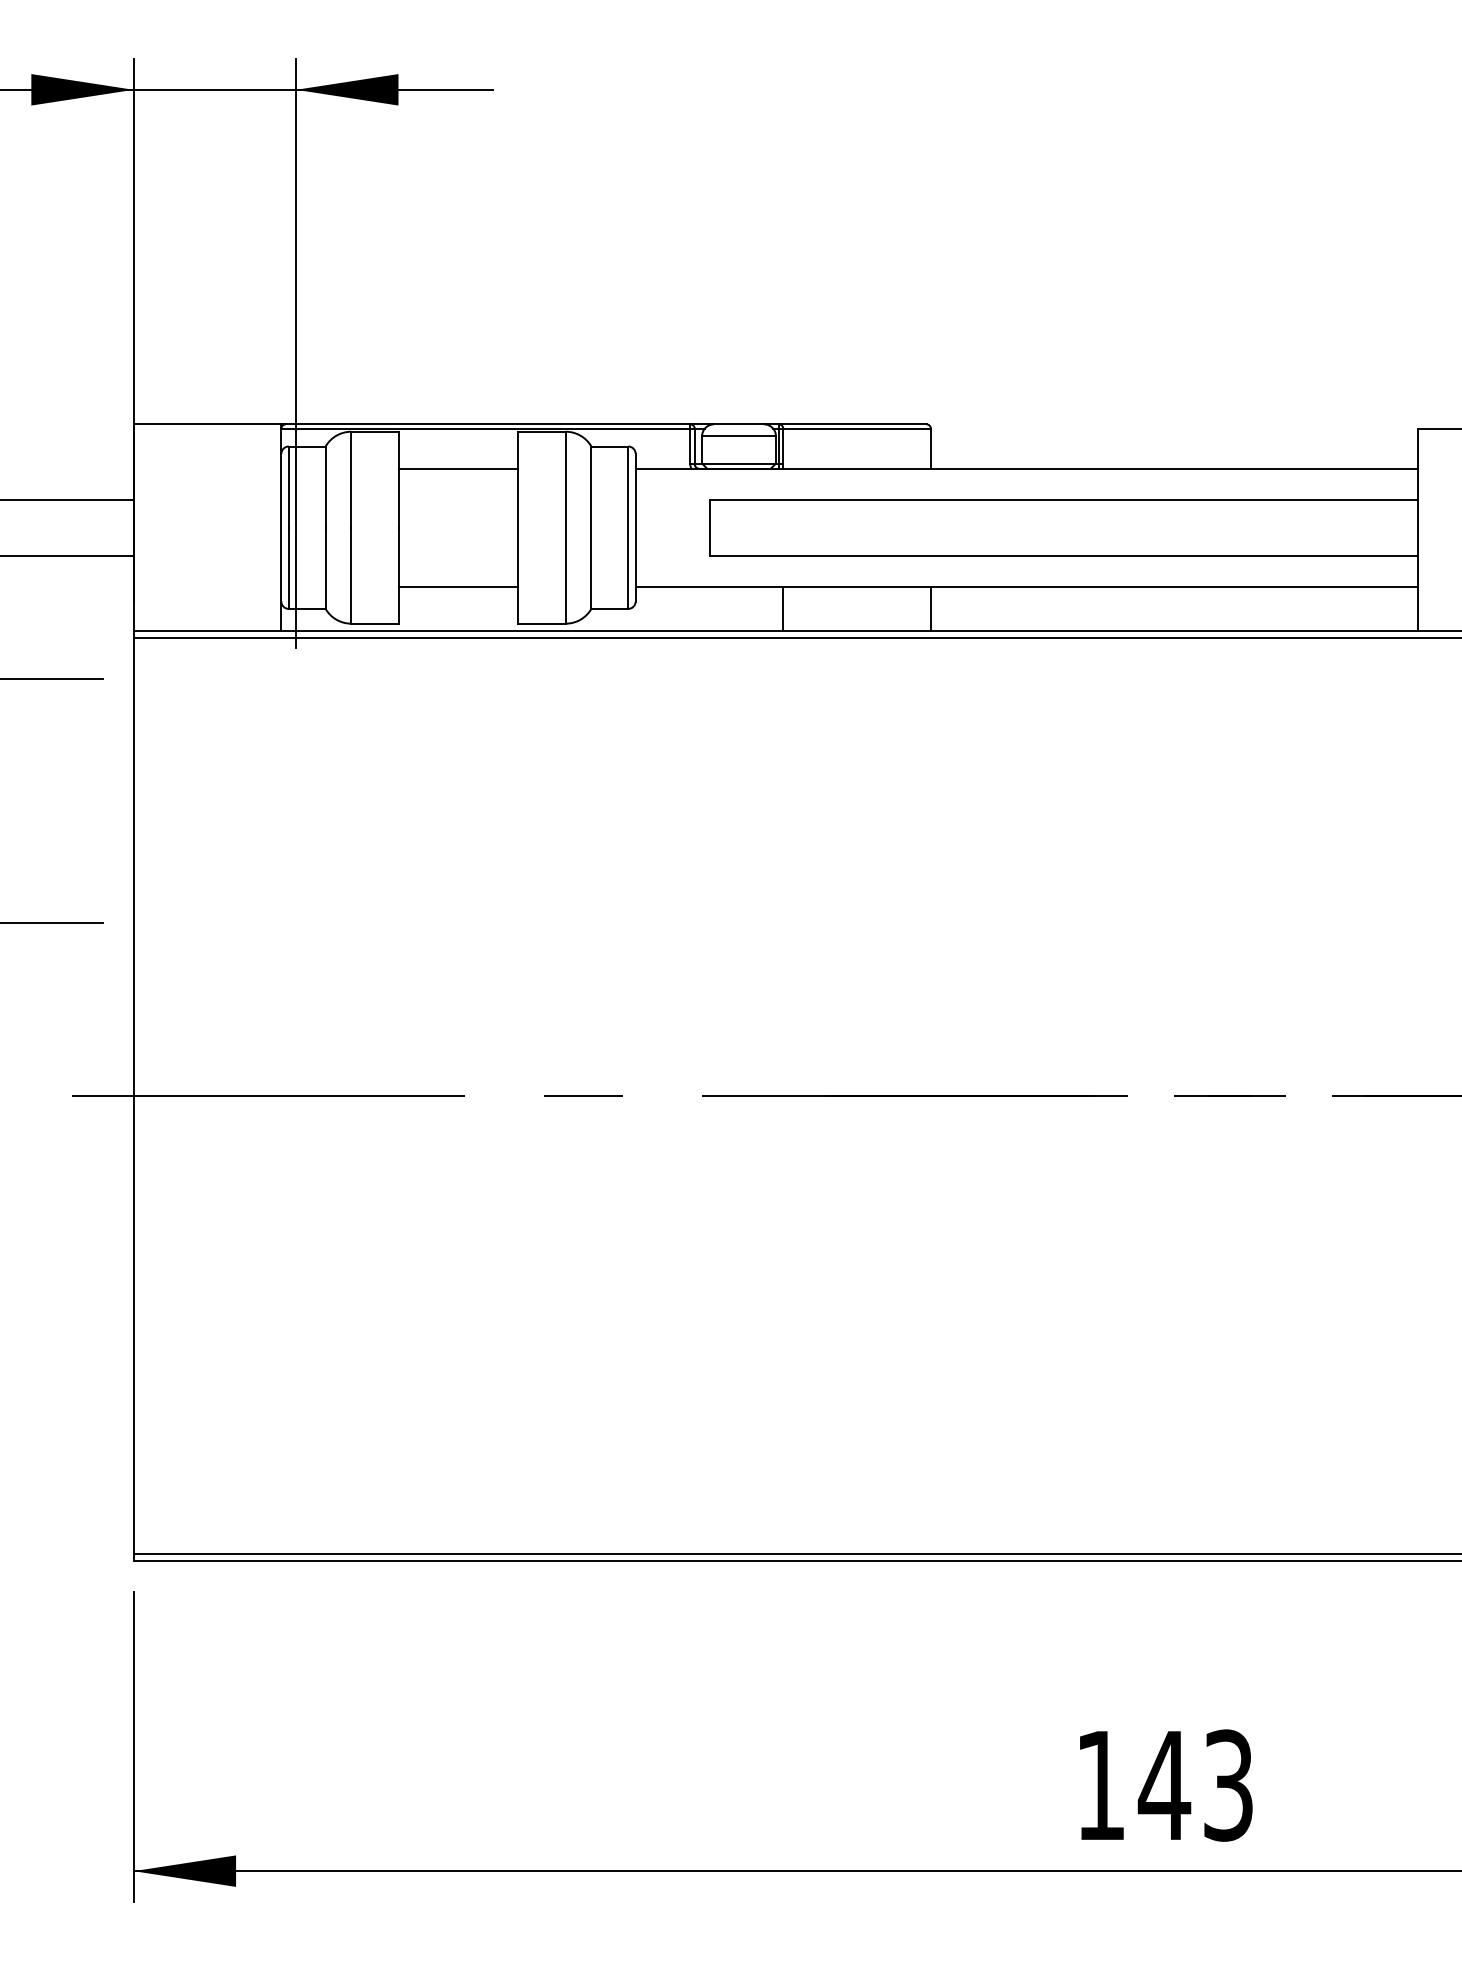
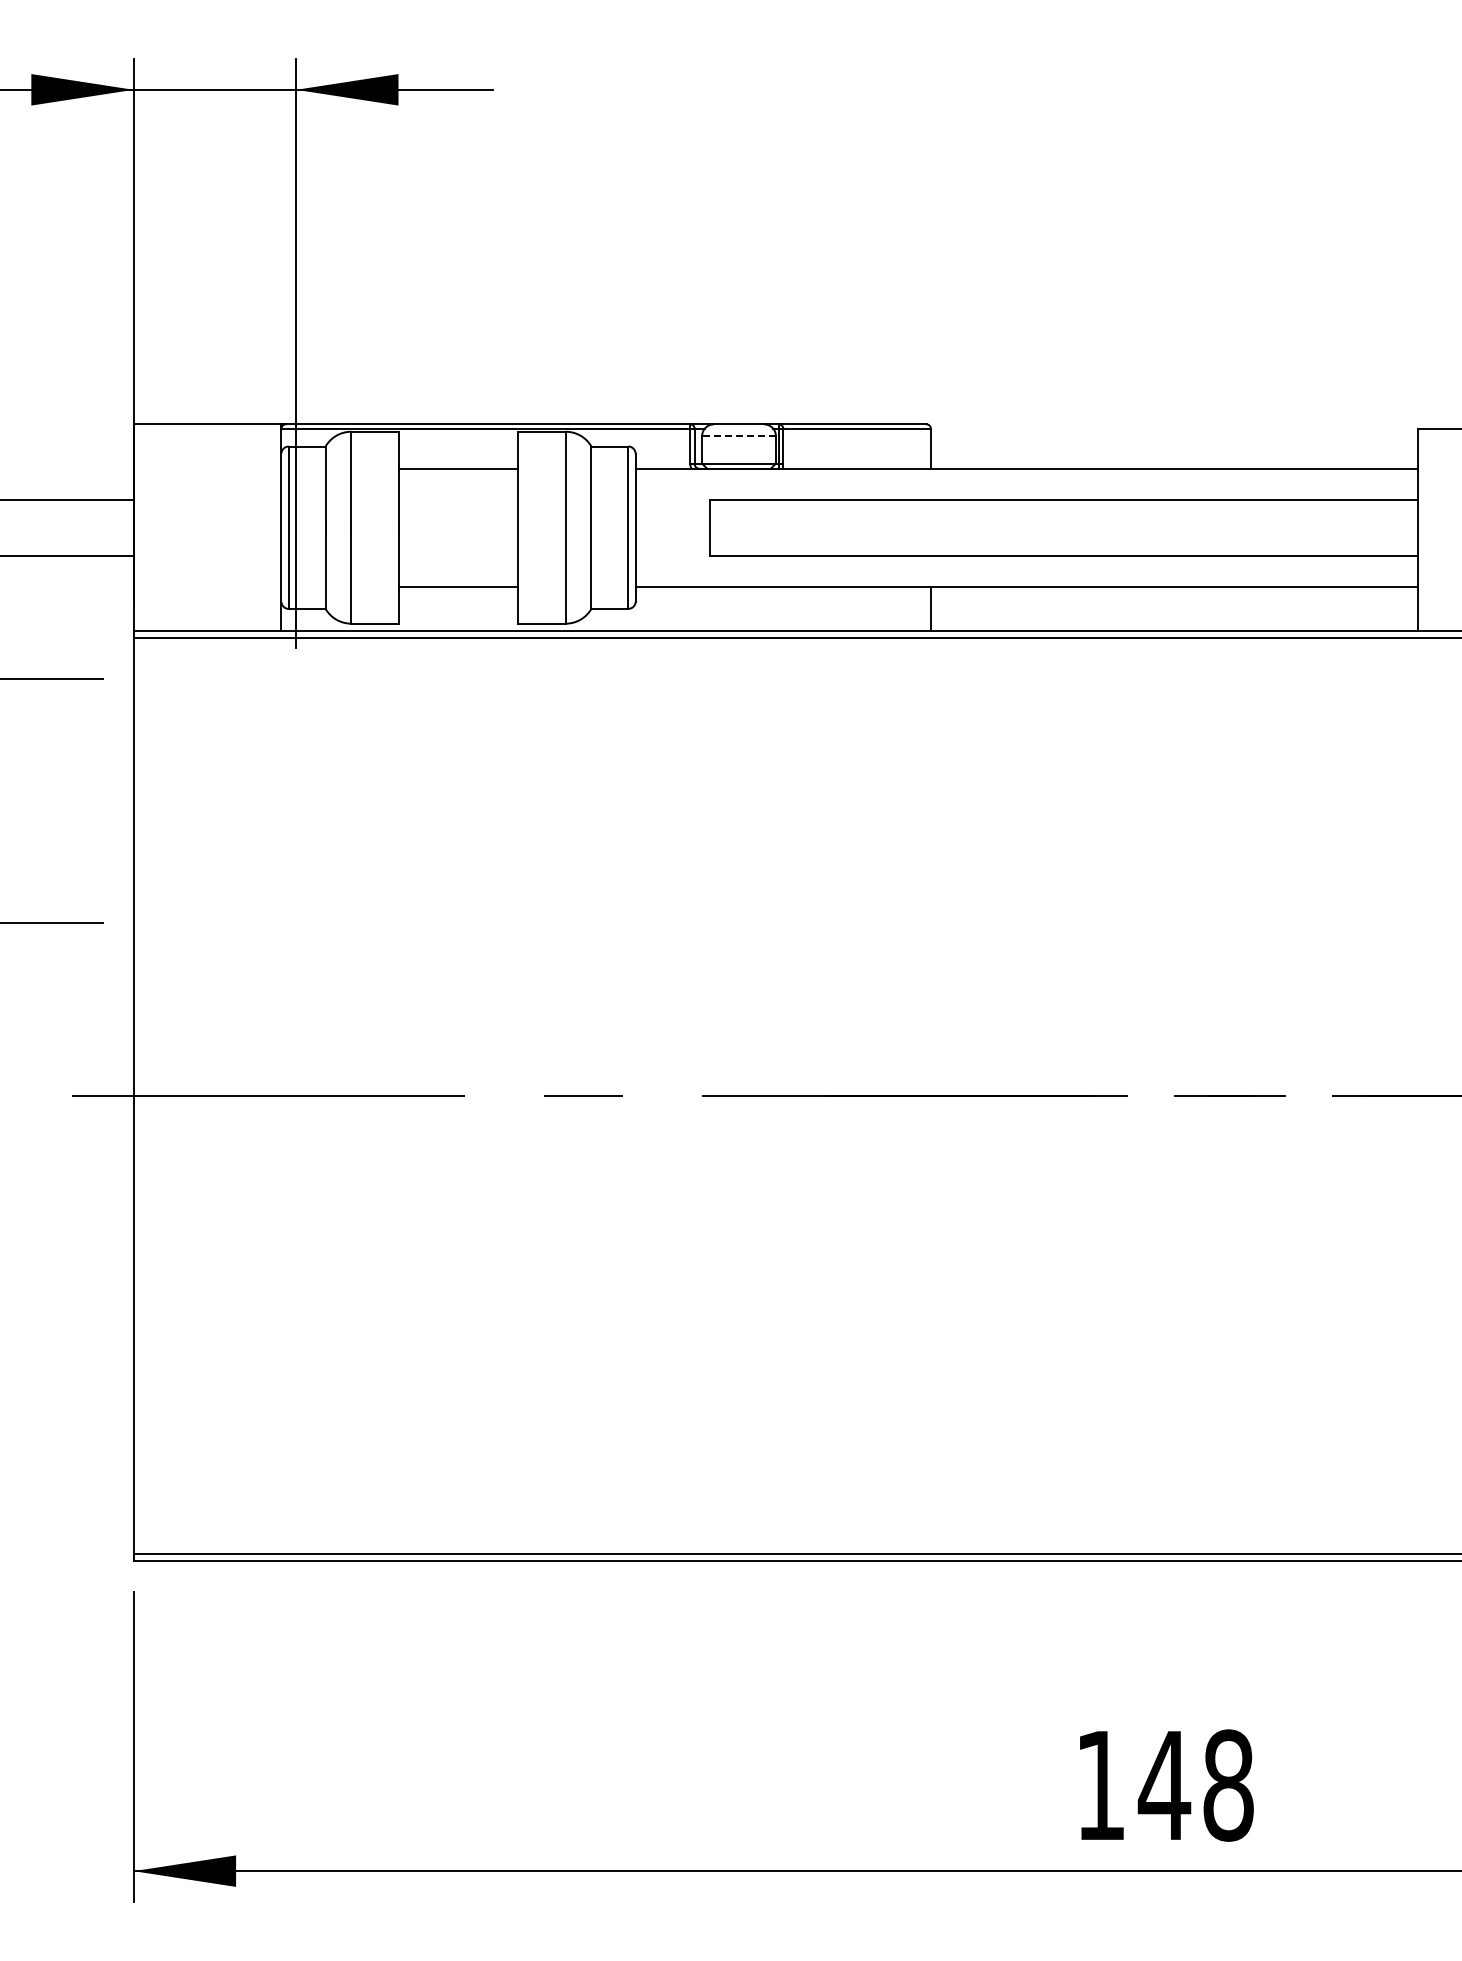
line: solid -> dashed (739, 436)
line: present -> none (783, 608)
text: 143 -> 148 (1228, 1785)
